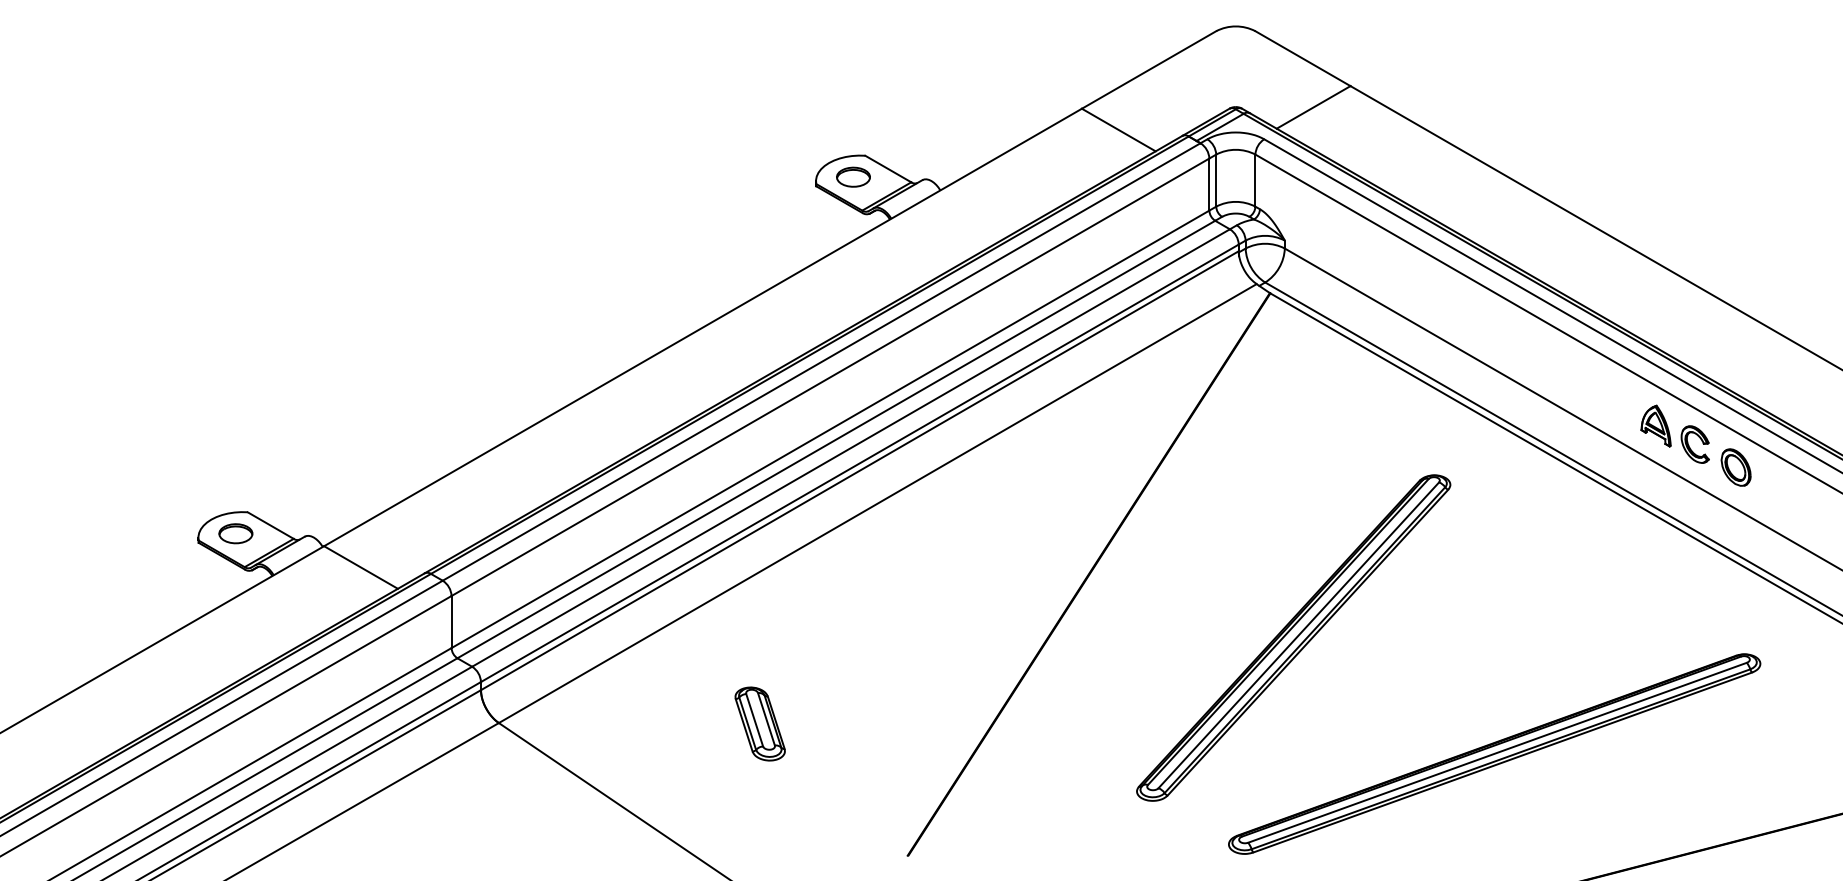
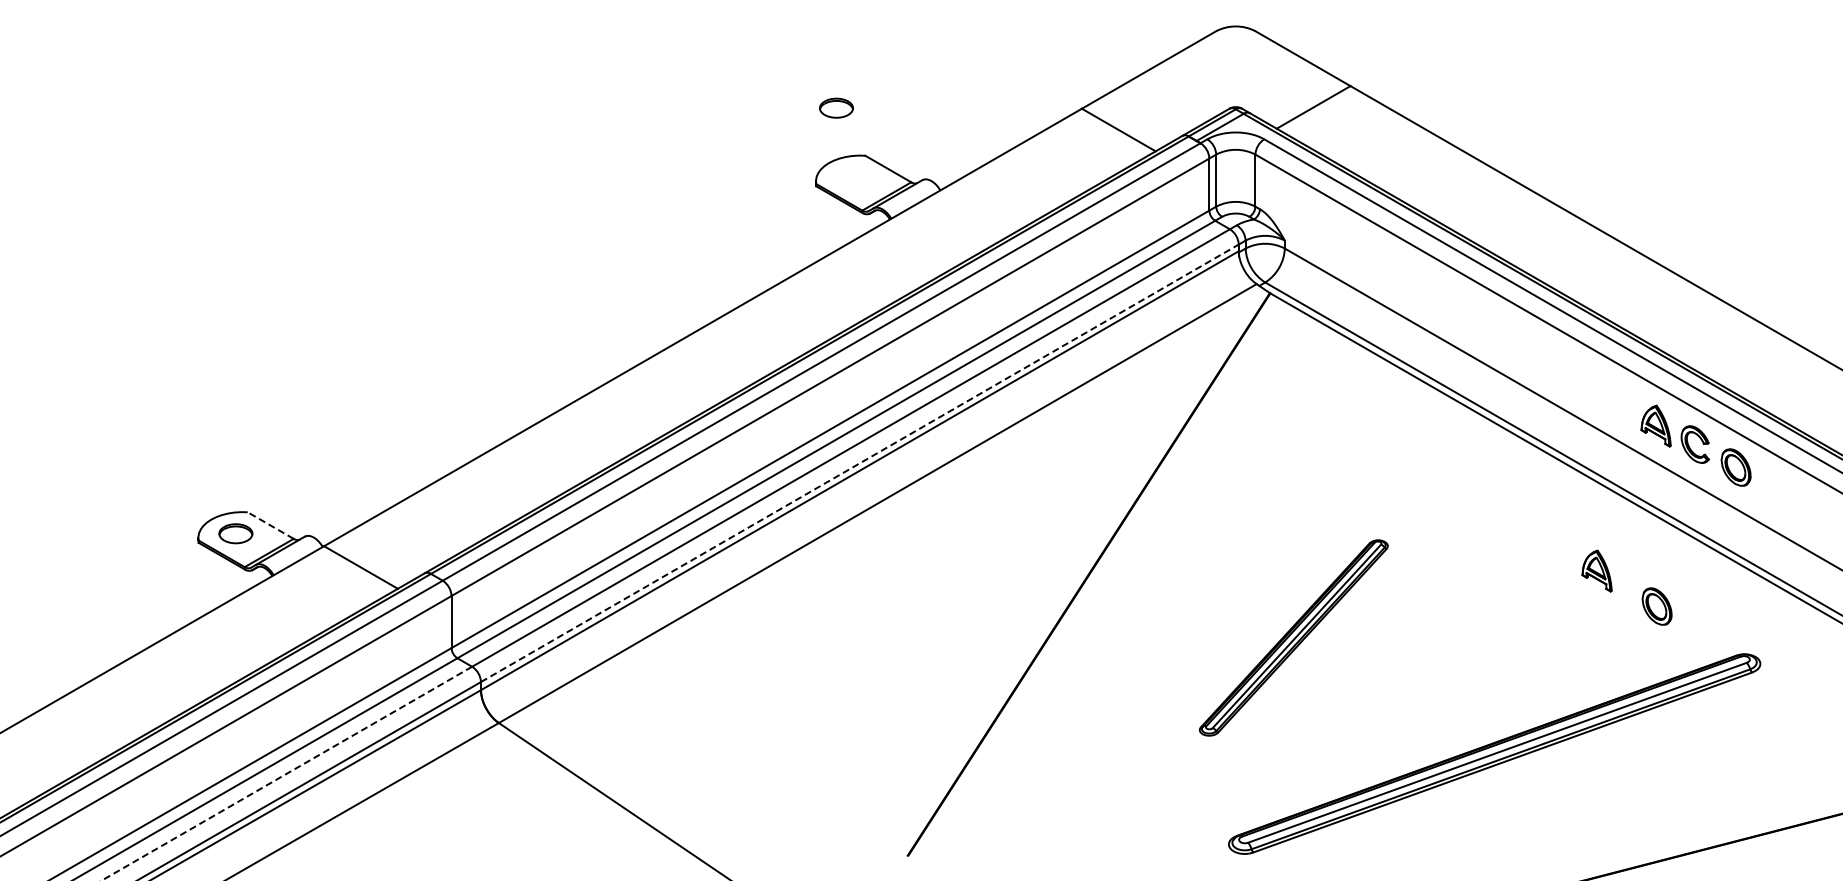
part position: (853, 176) -> (836, 107) (836, 107)
line: solid -> dashed (860, 463)
line: solid -> dashed (270, 525)
part: none -> present (1596, 570)
part: none -> present (1656, 606)
part size: 316x328 px -> 190x198 px (1293, 637)
part: present -> none (759, 723)
line: solid -> dashed (286, 773)
